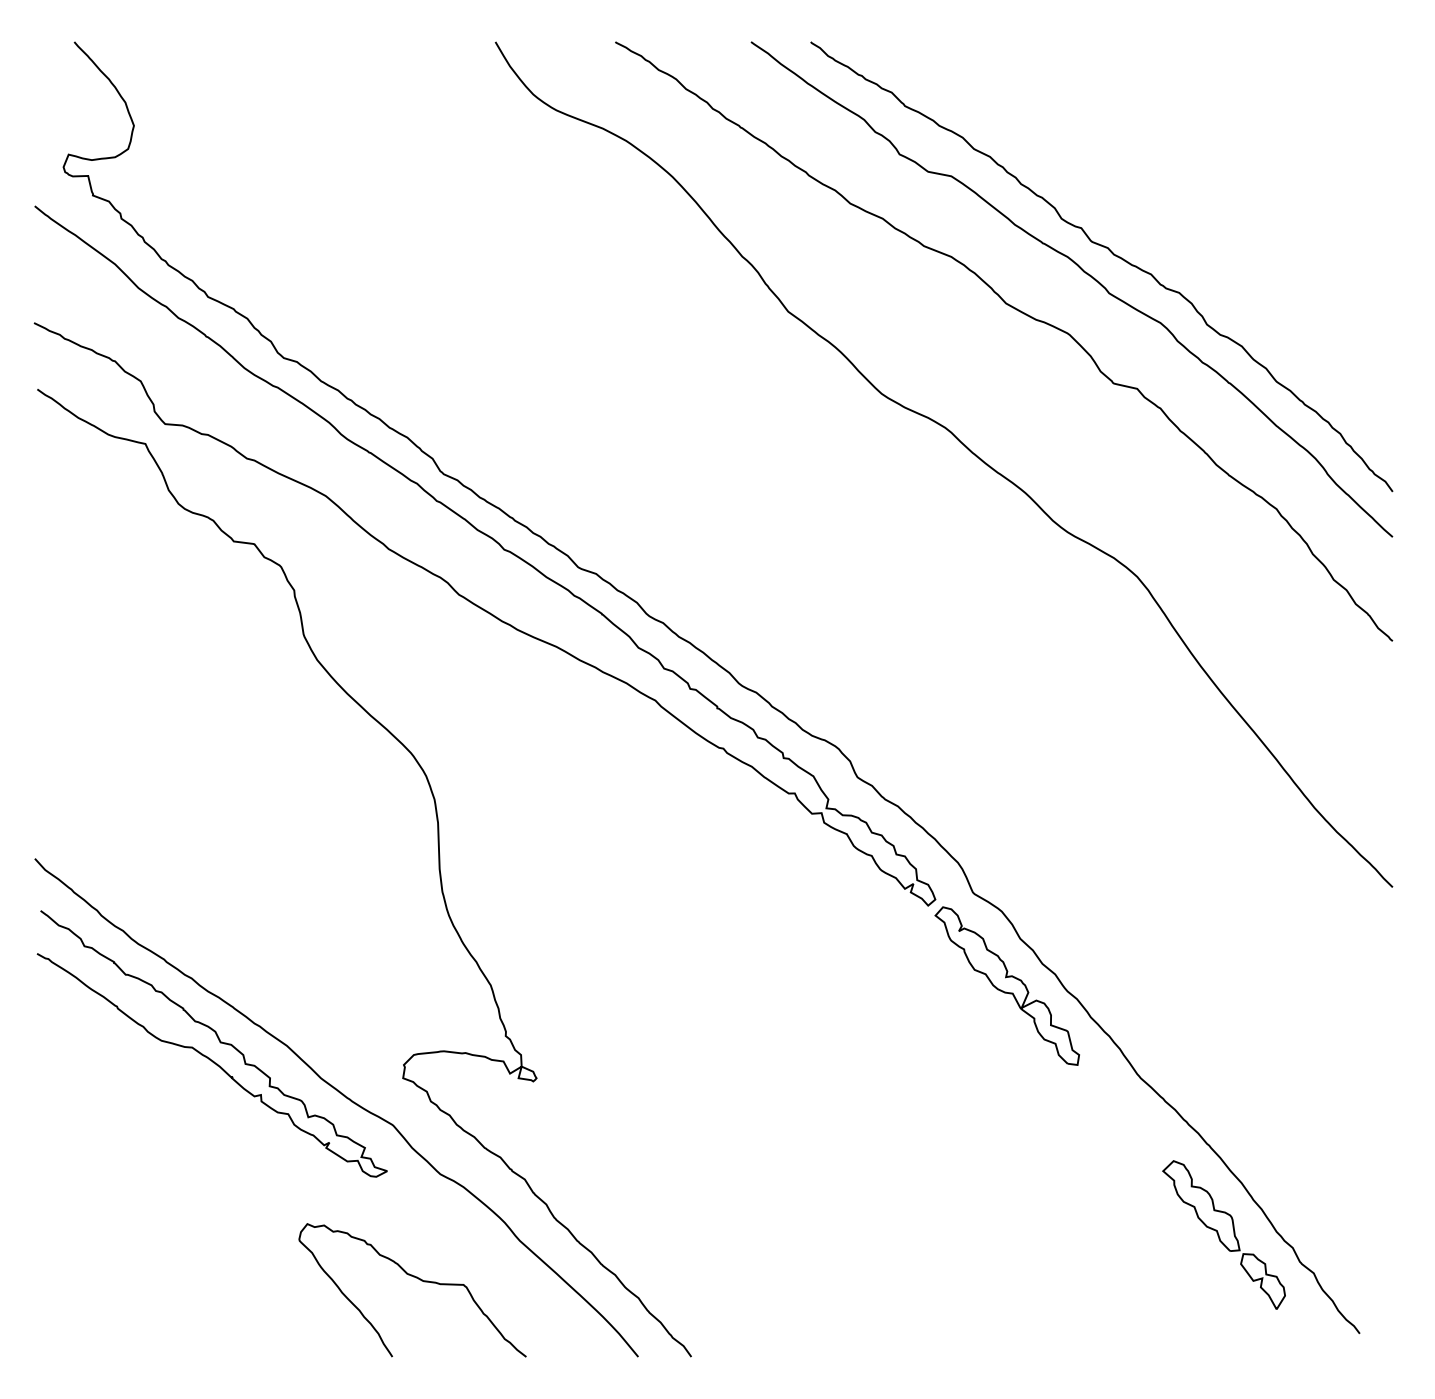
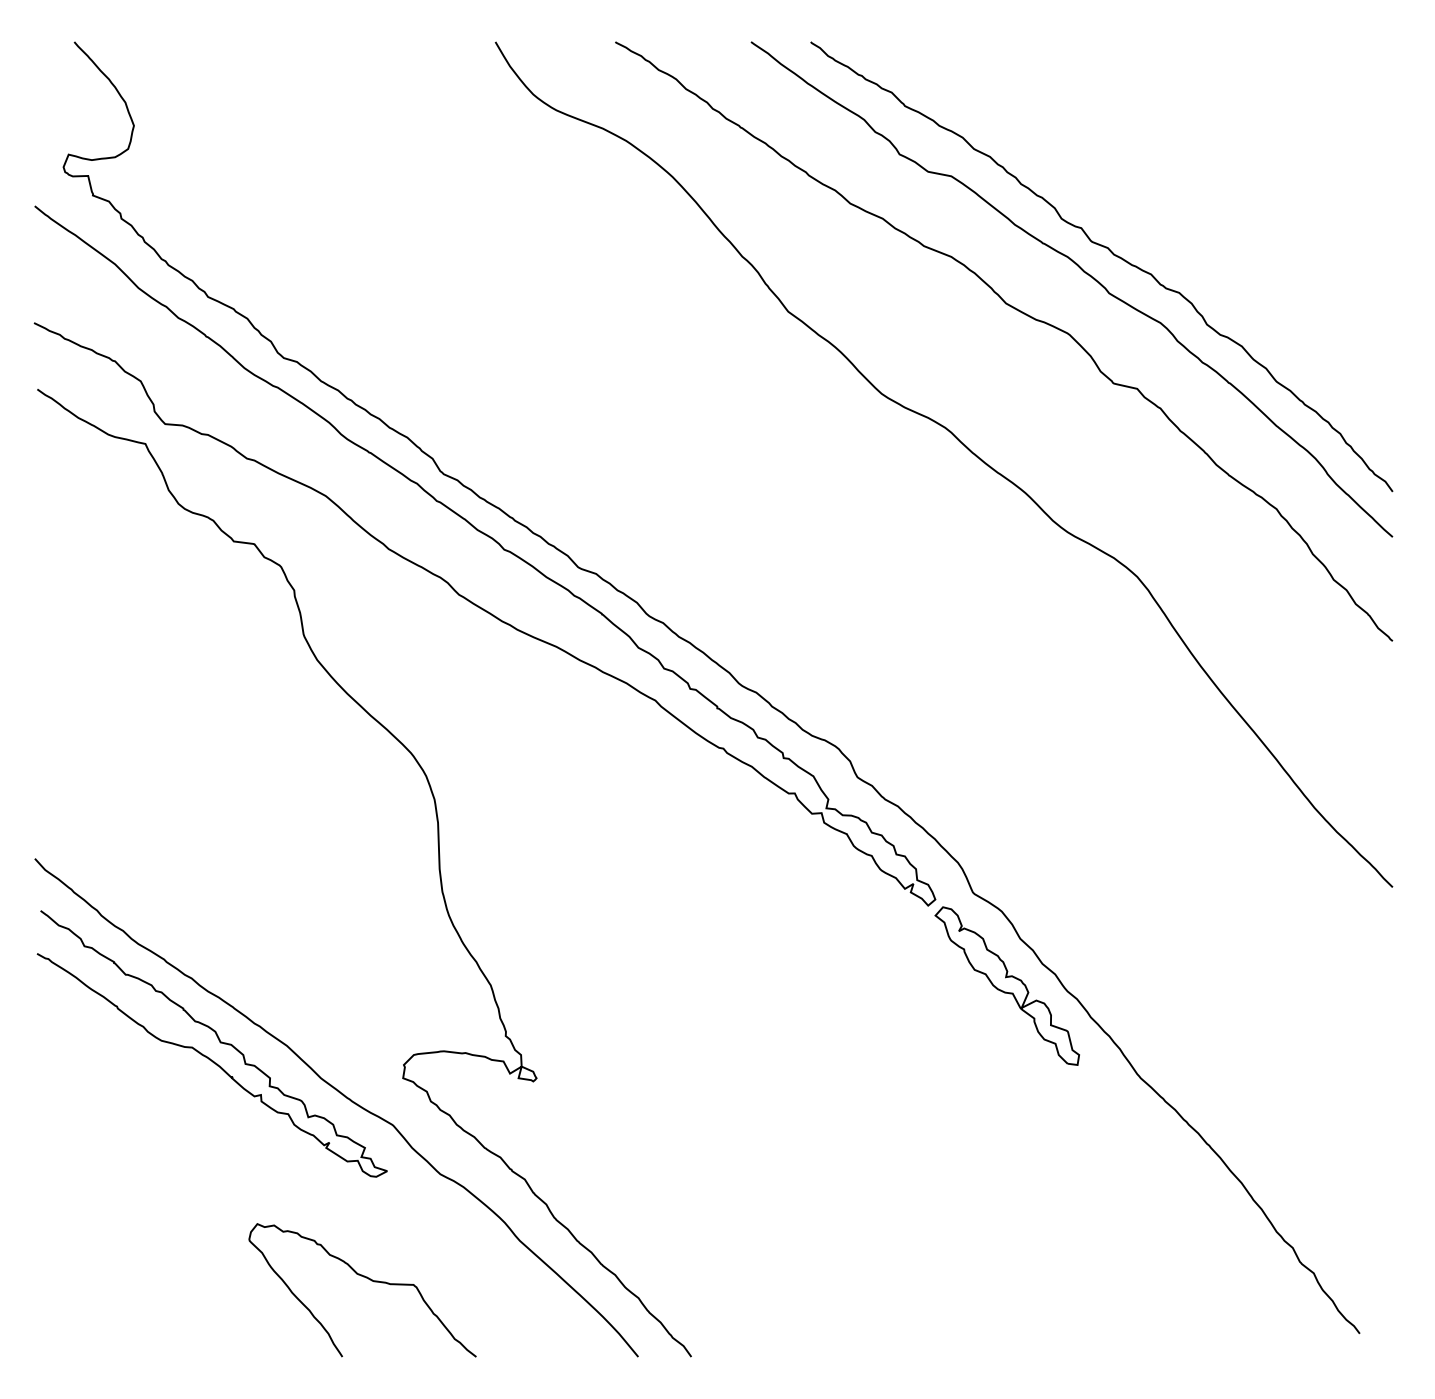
part: present -> none (1223, 1234)
curve position: (418, 1279) -> (368, 1279) (368, 1279)
